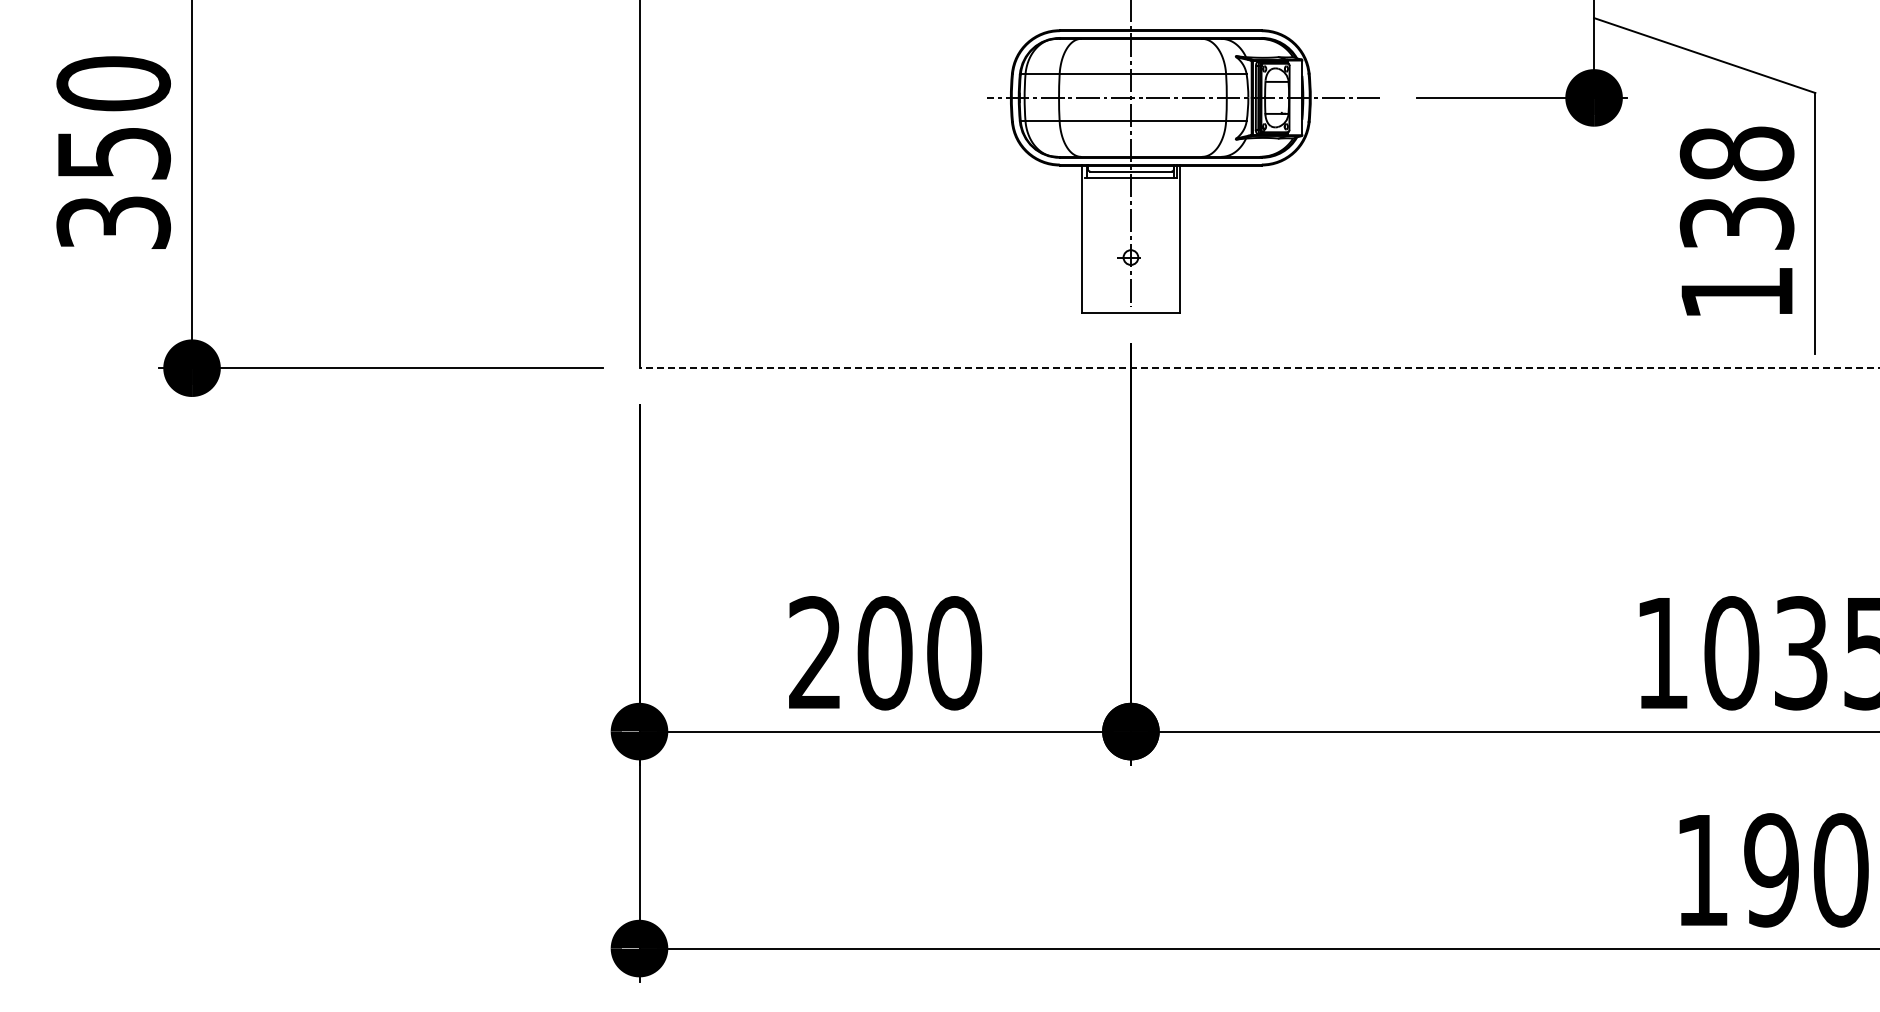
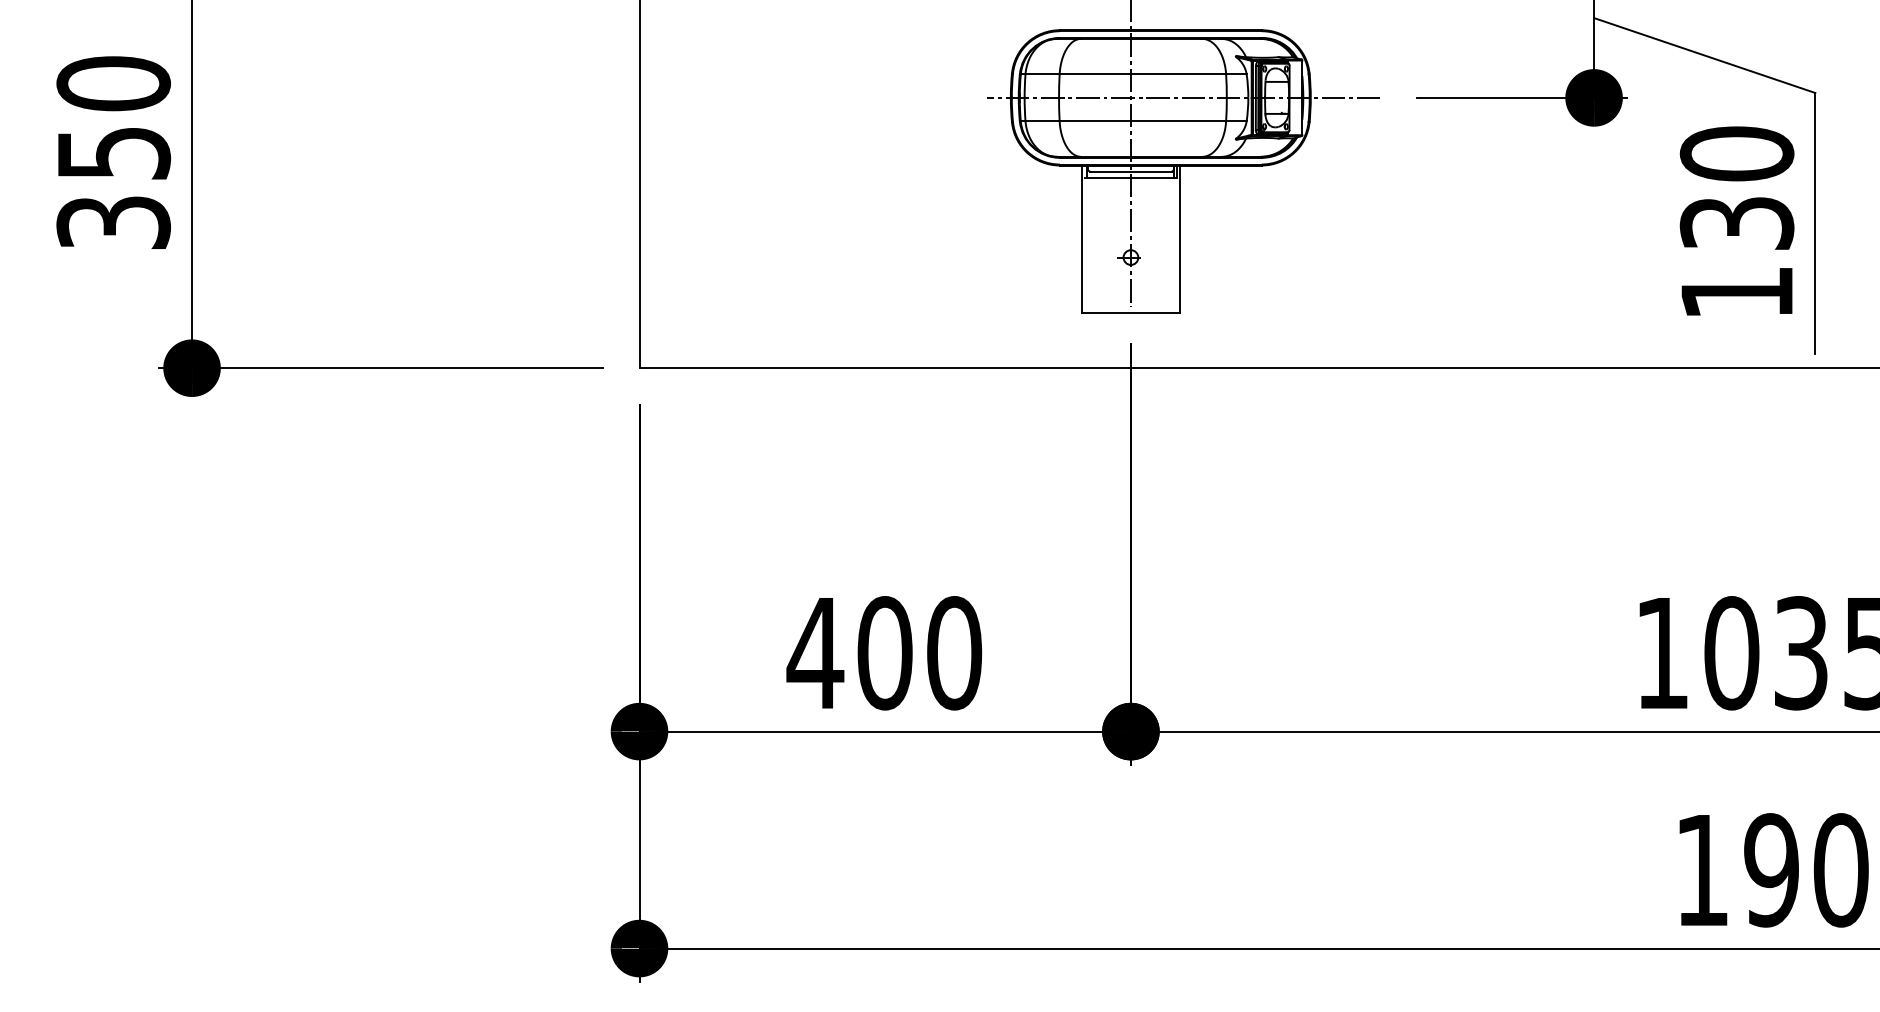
text: 138 -> 130 (1737, 153)
line: dashed -> solid (1259, 368)
text: 200 -> 400 (815, 652)
